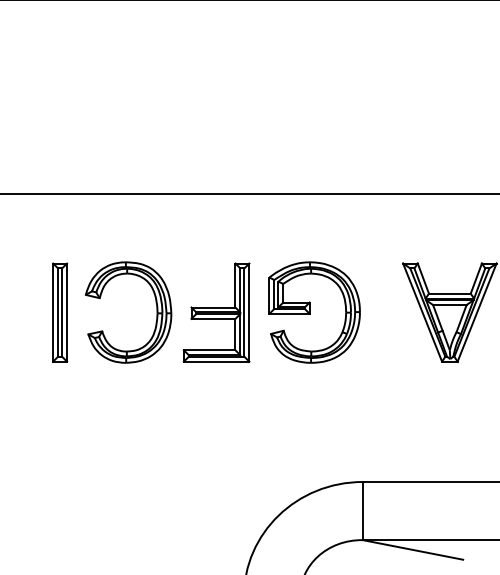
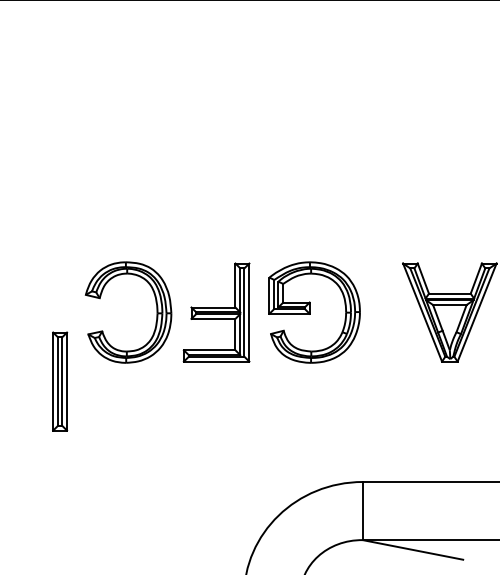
line: present -> none (249, 193)
part position: (60, 312) -> (60, 381) (60, 381)
